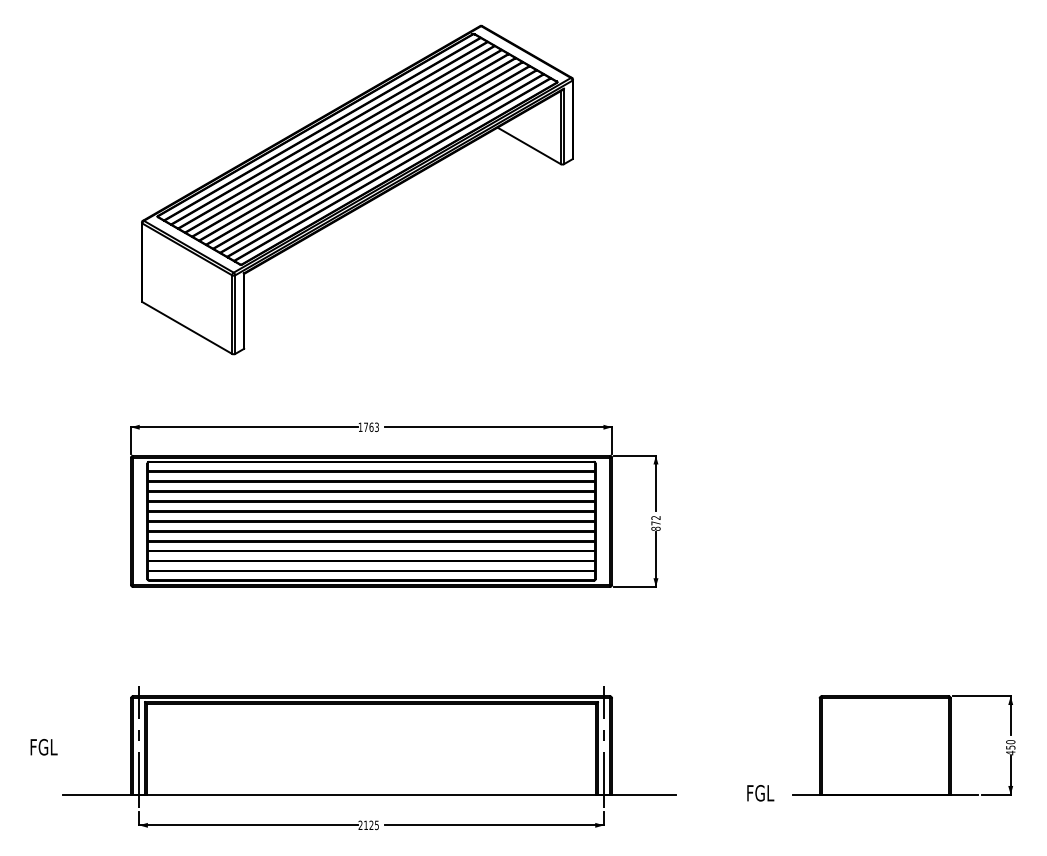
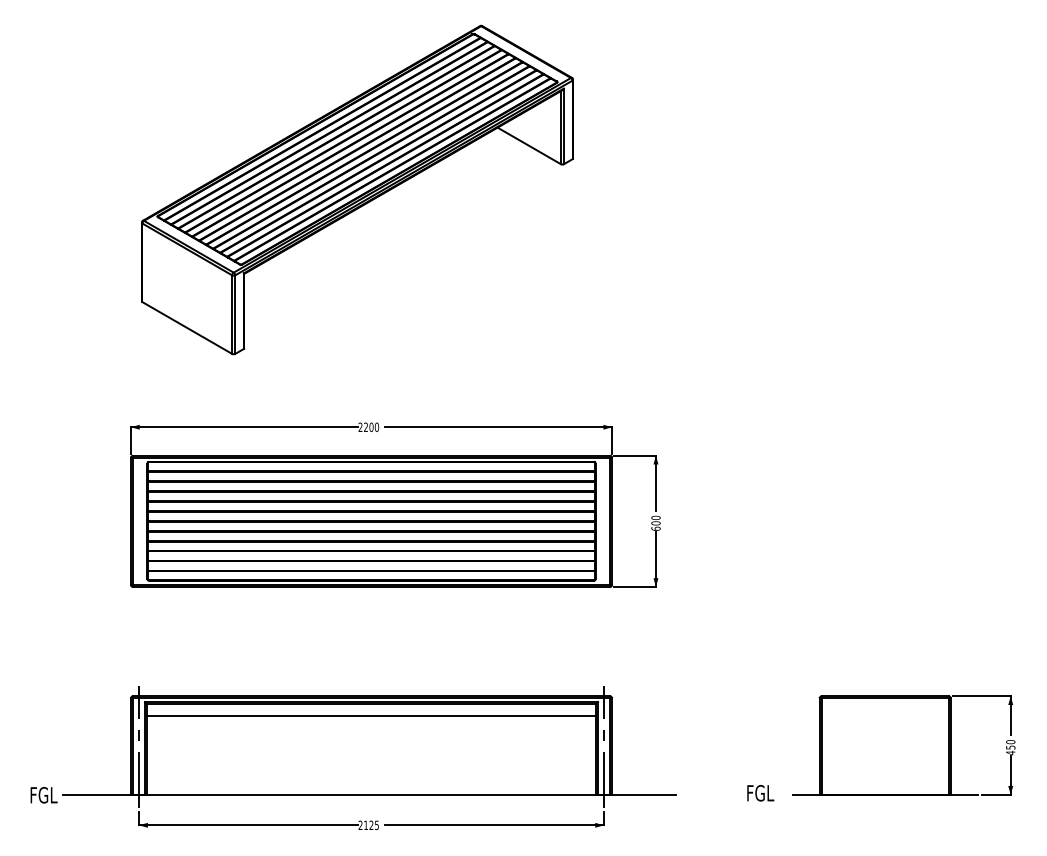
text: 1763 -> 2200 (368, 426)
text: 872 -> 600 (655, 522)
line: none -> present (371, 715)
text position: (43, 747) -> (43, 795) (43, 795)
